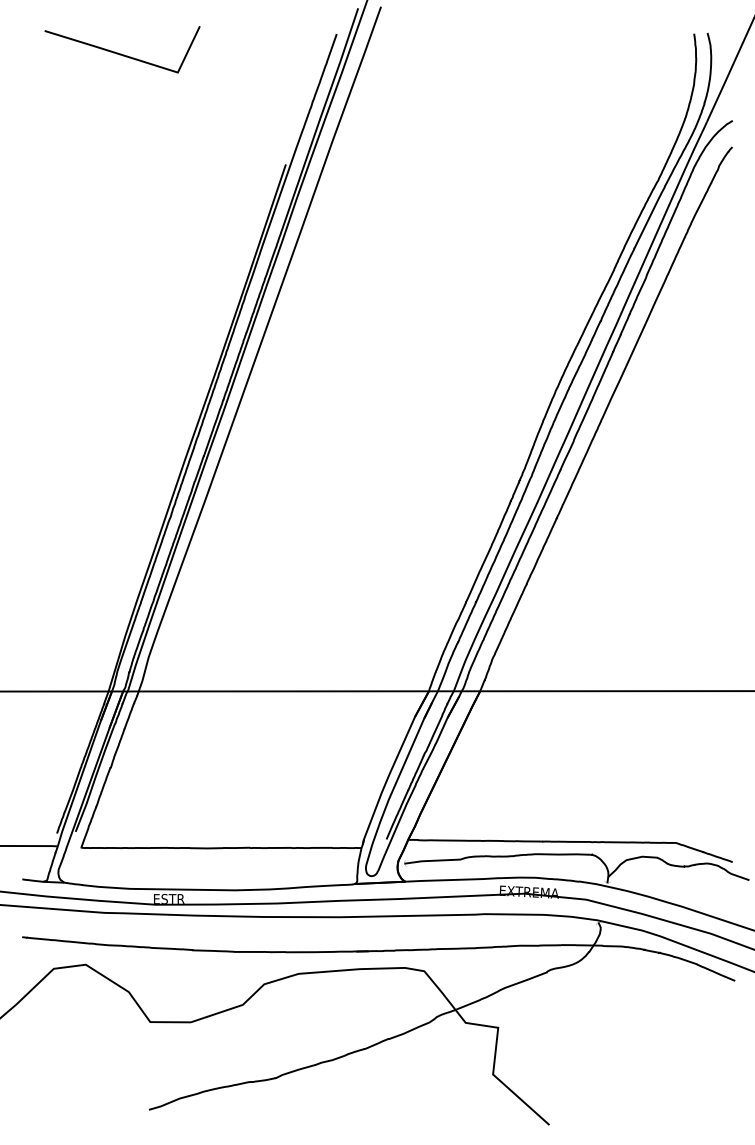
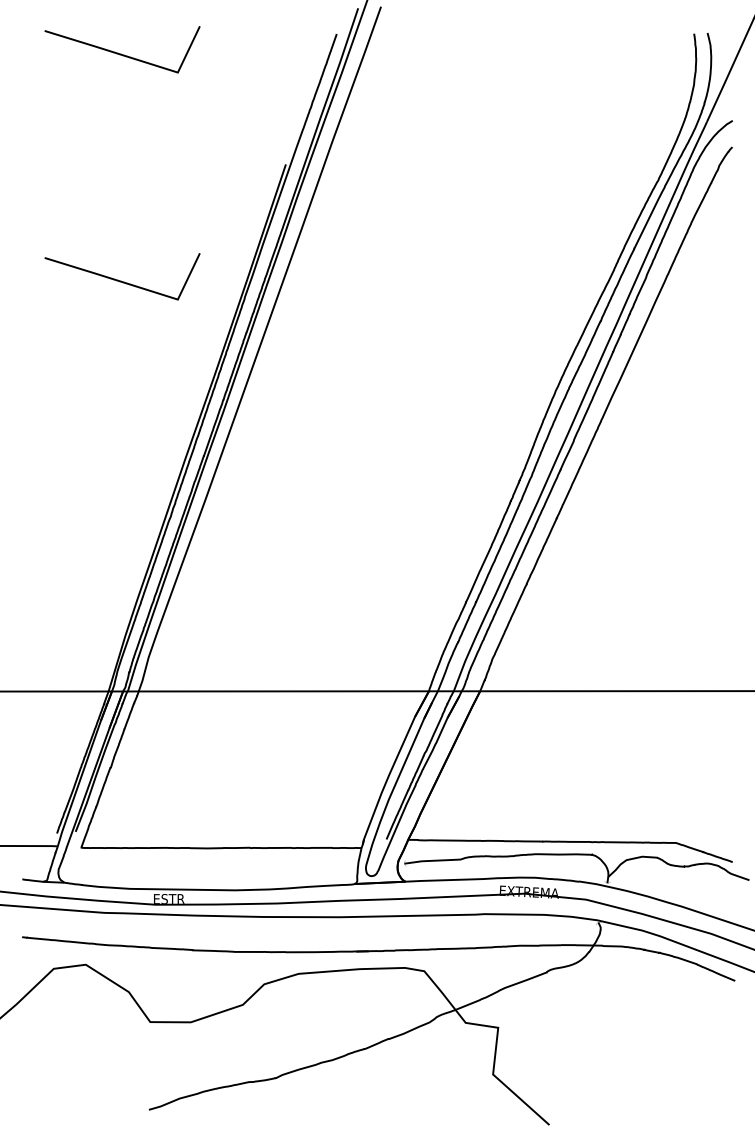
line: none -> present (121, 280)
